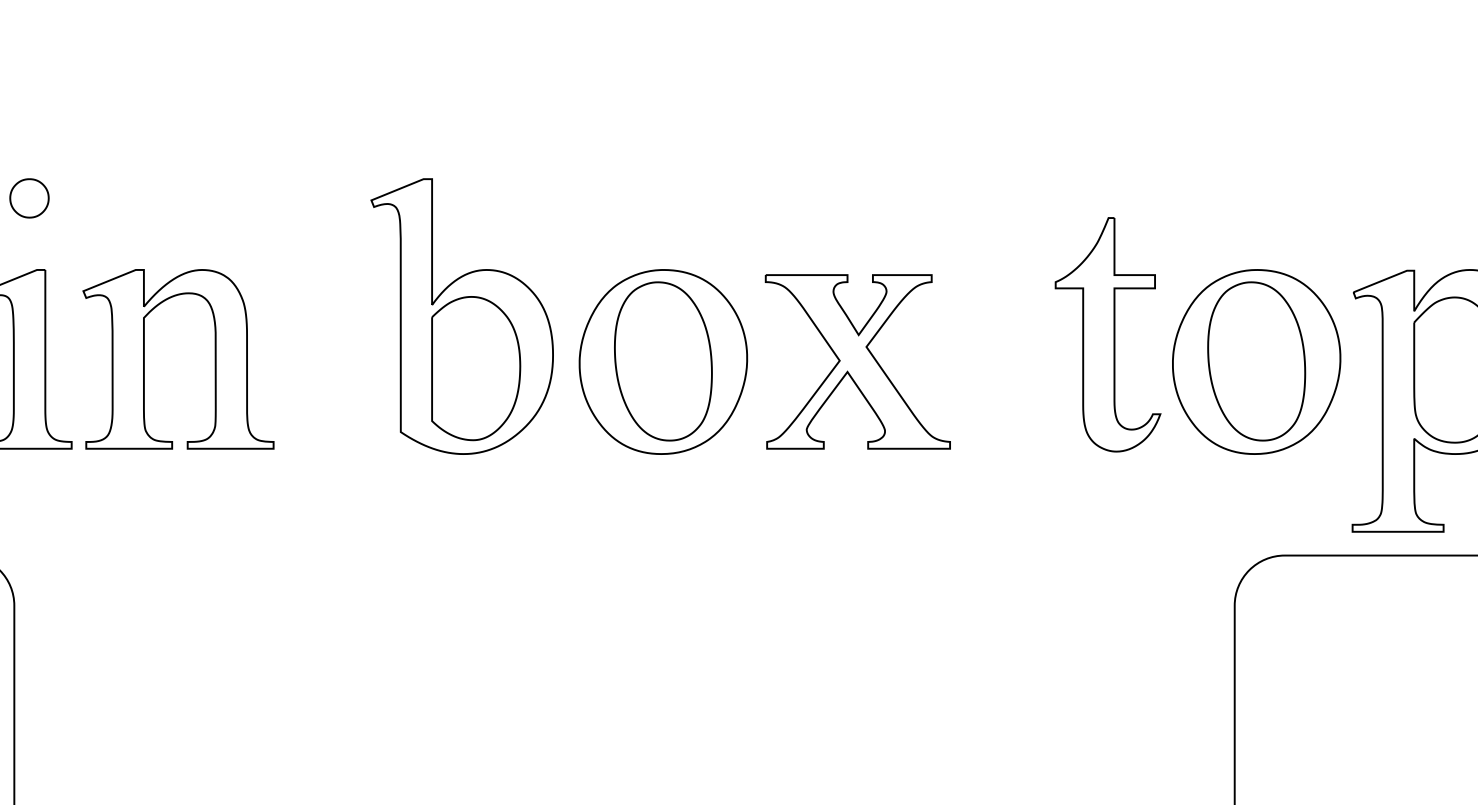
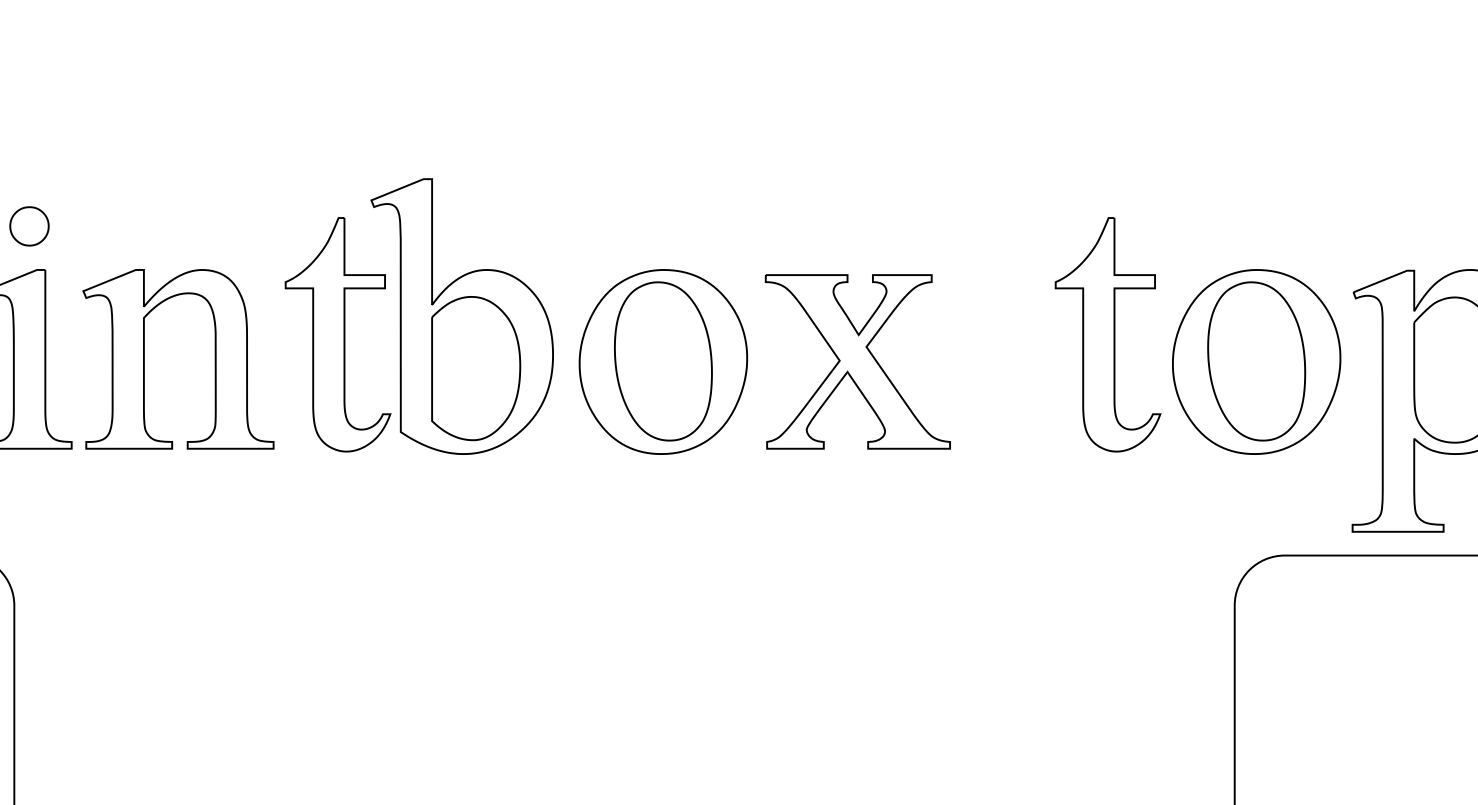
part position: (29, 198) -> (29, 226) (29, 226)
part: none -> present (337, 334)
